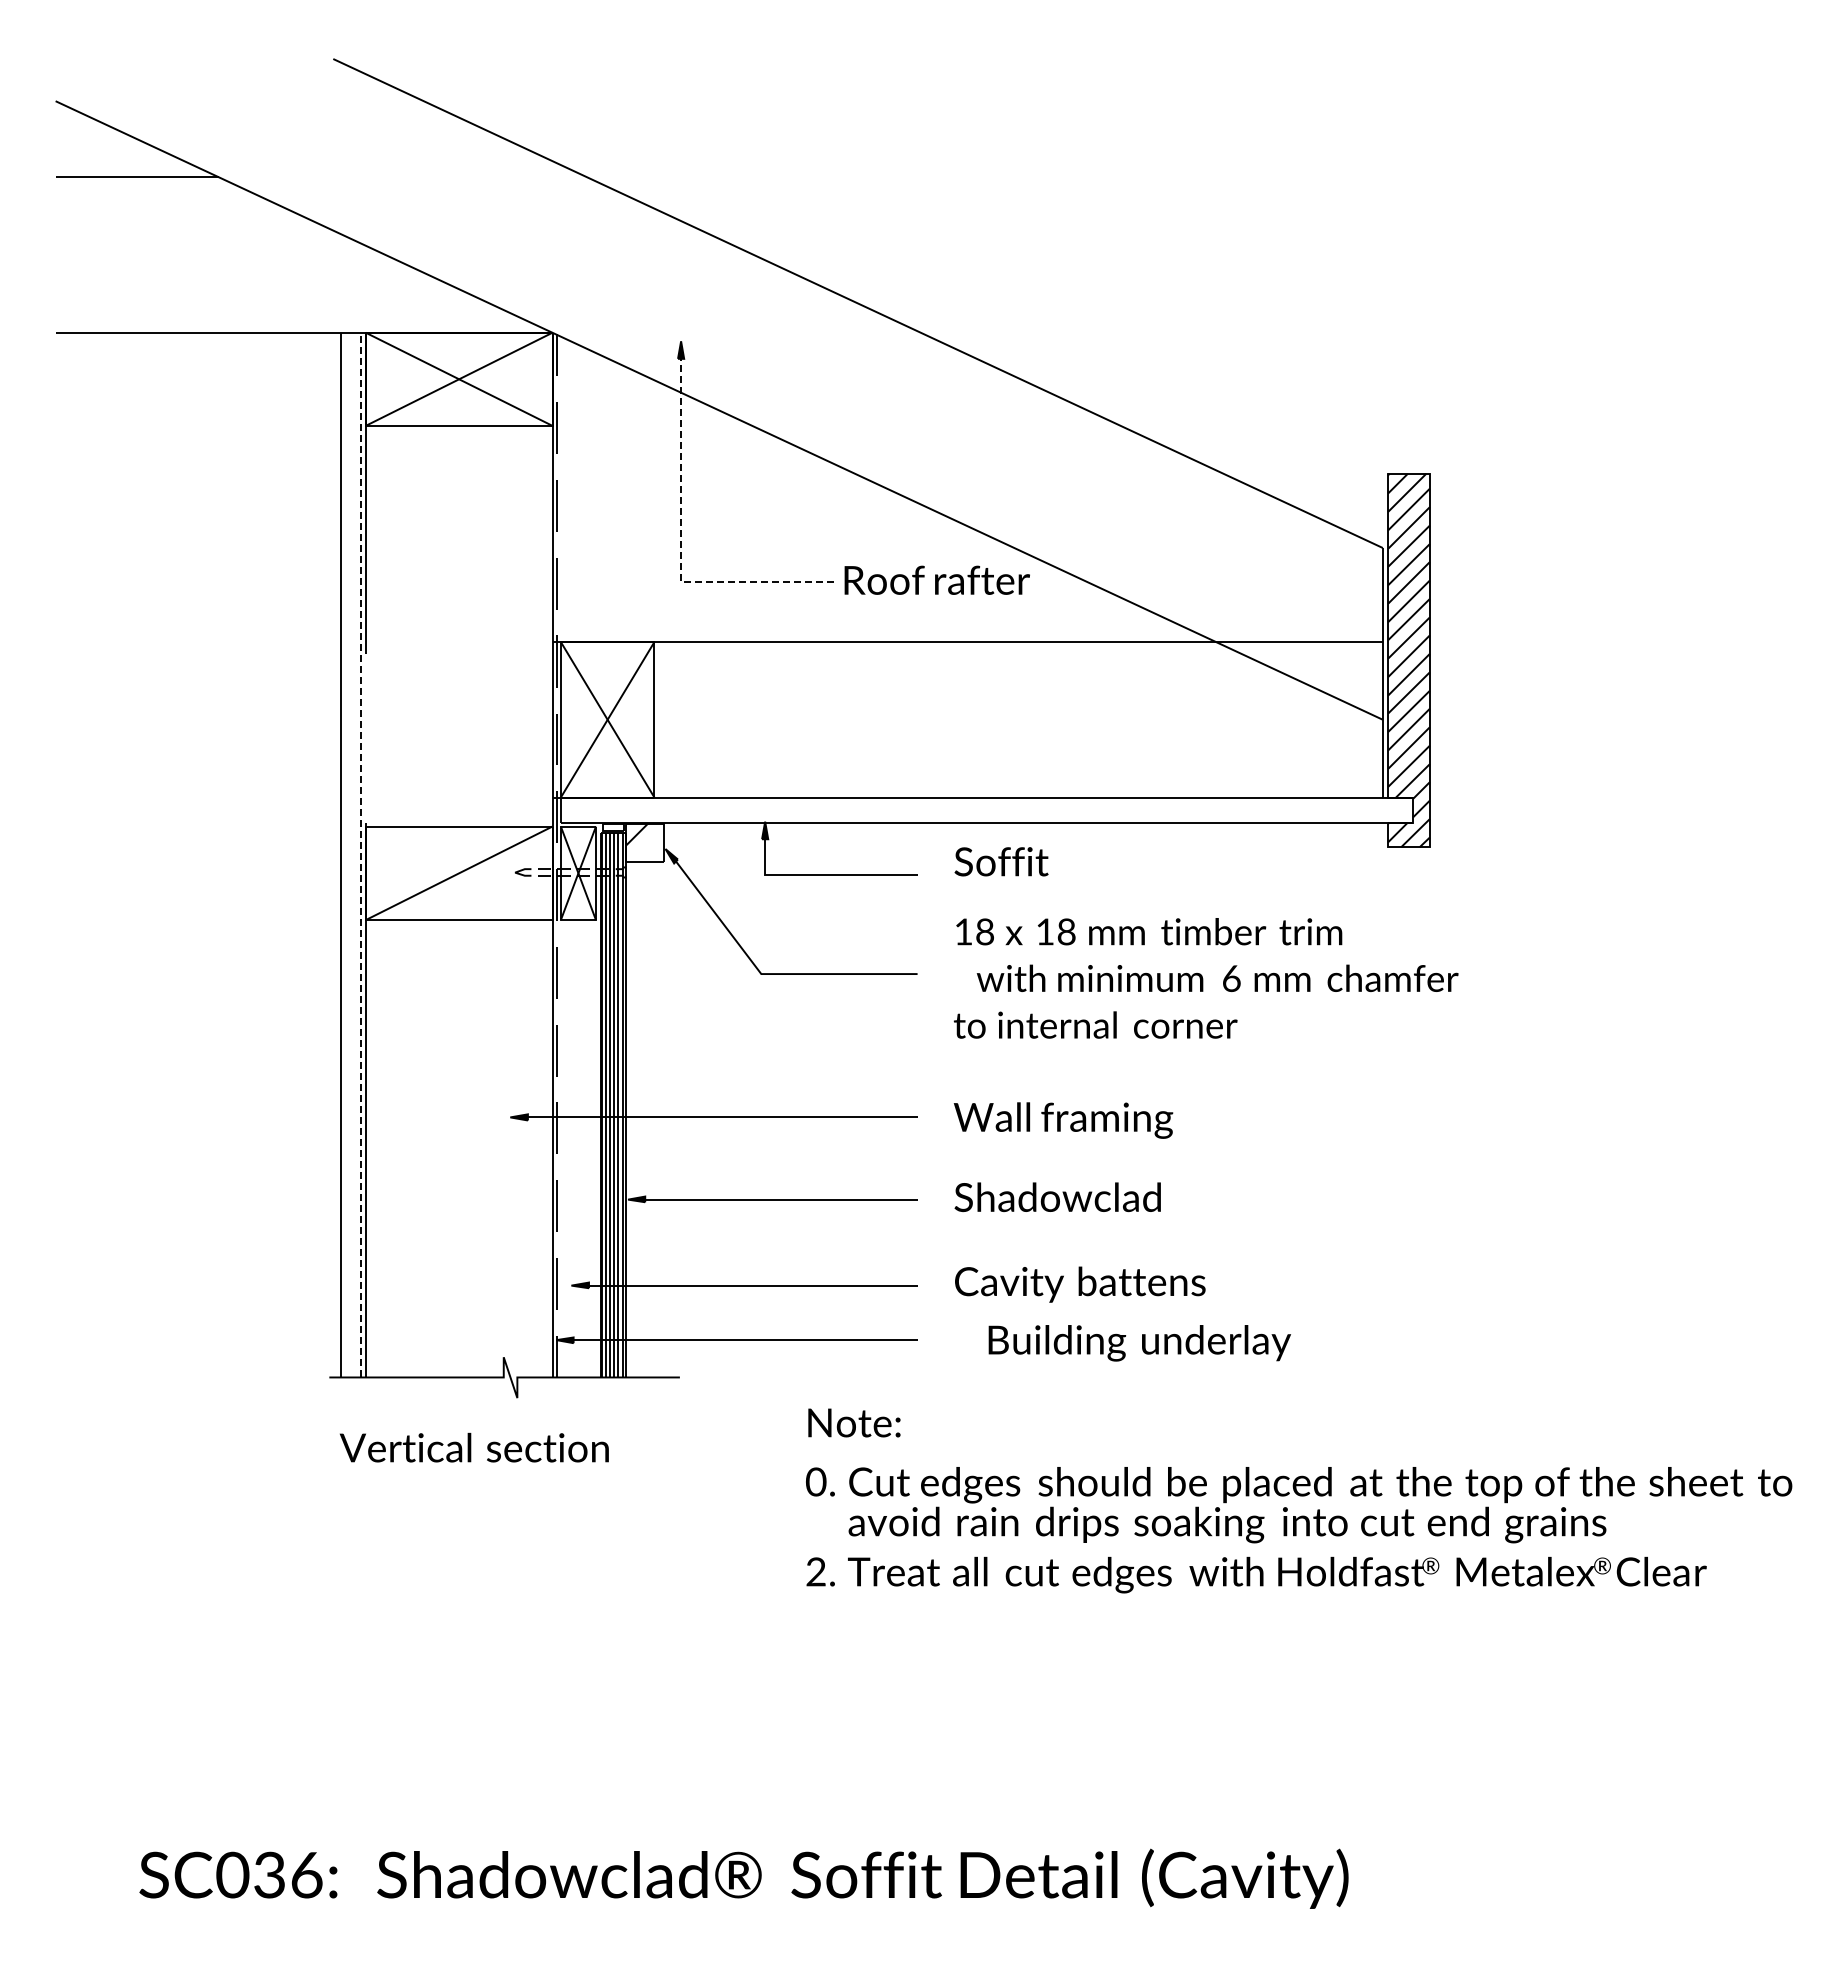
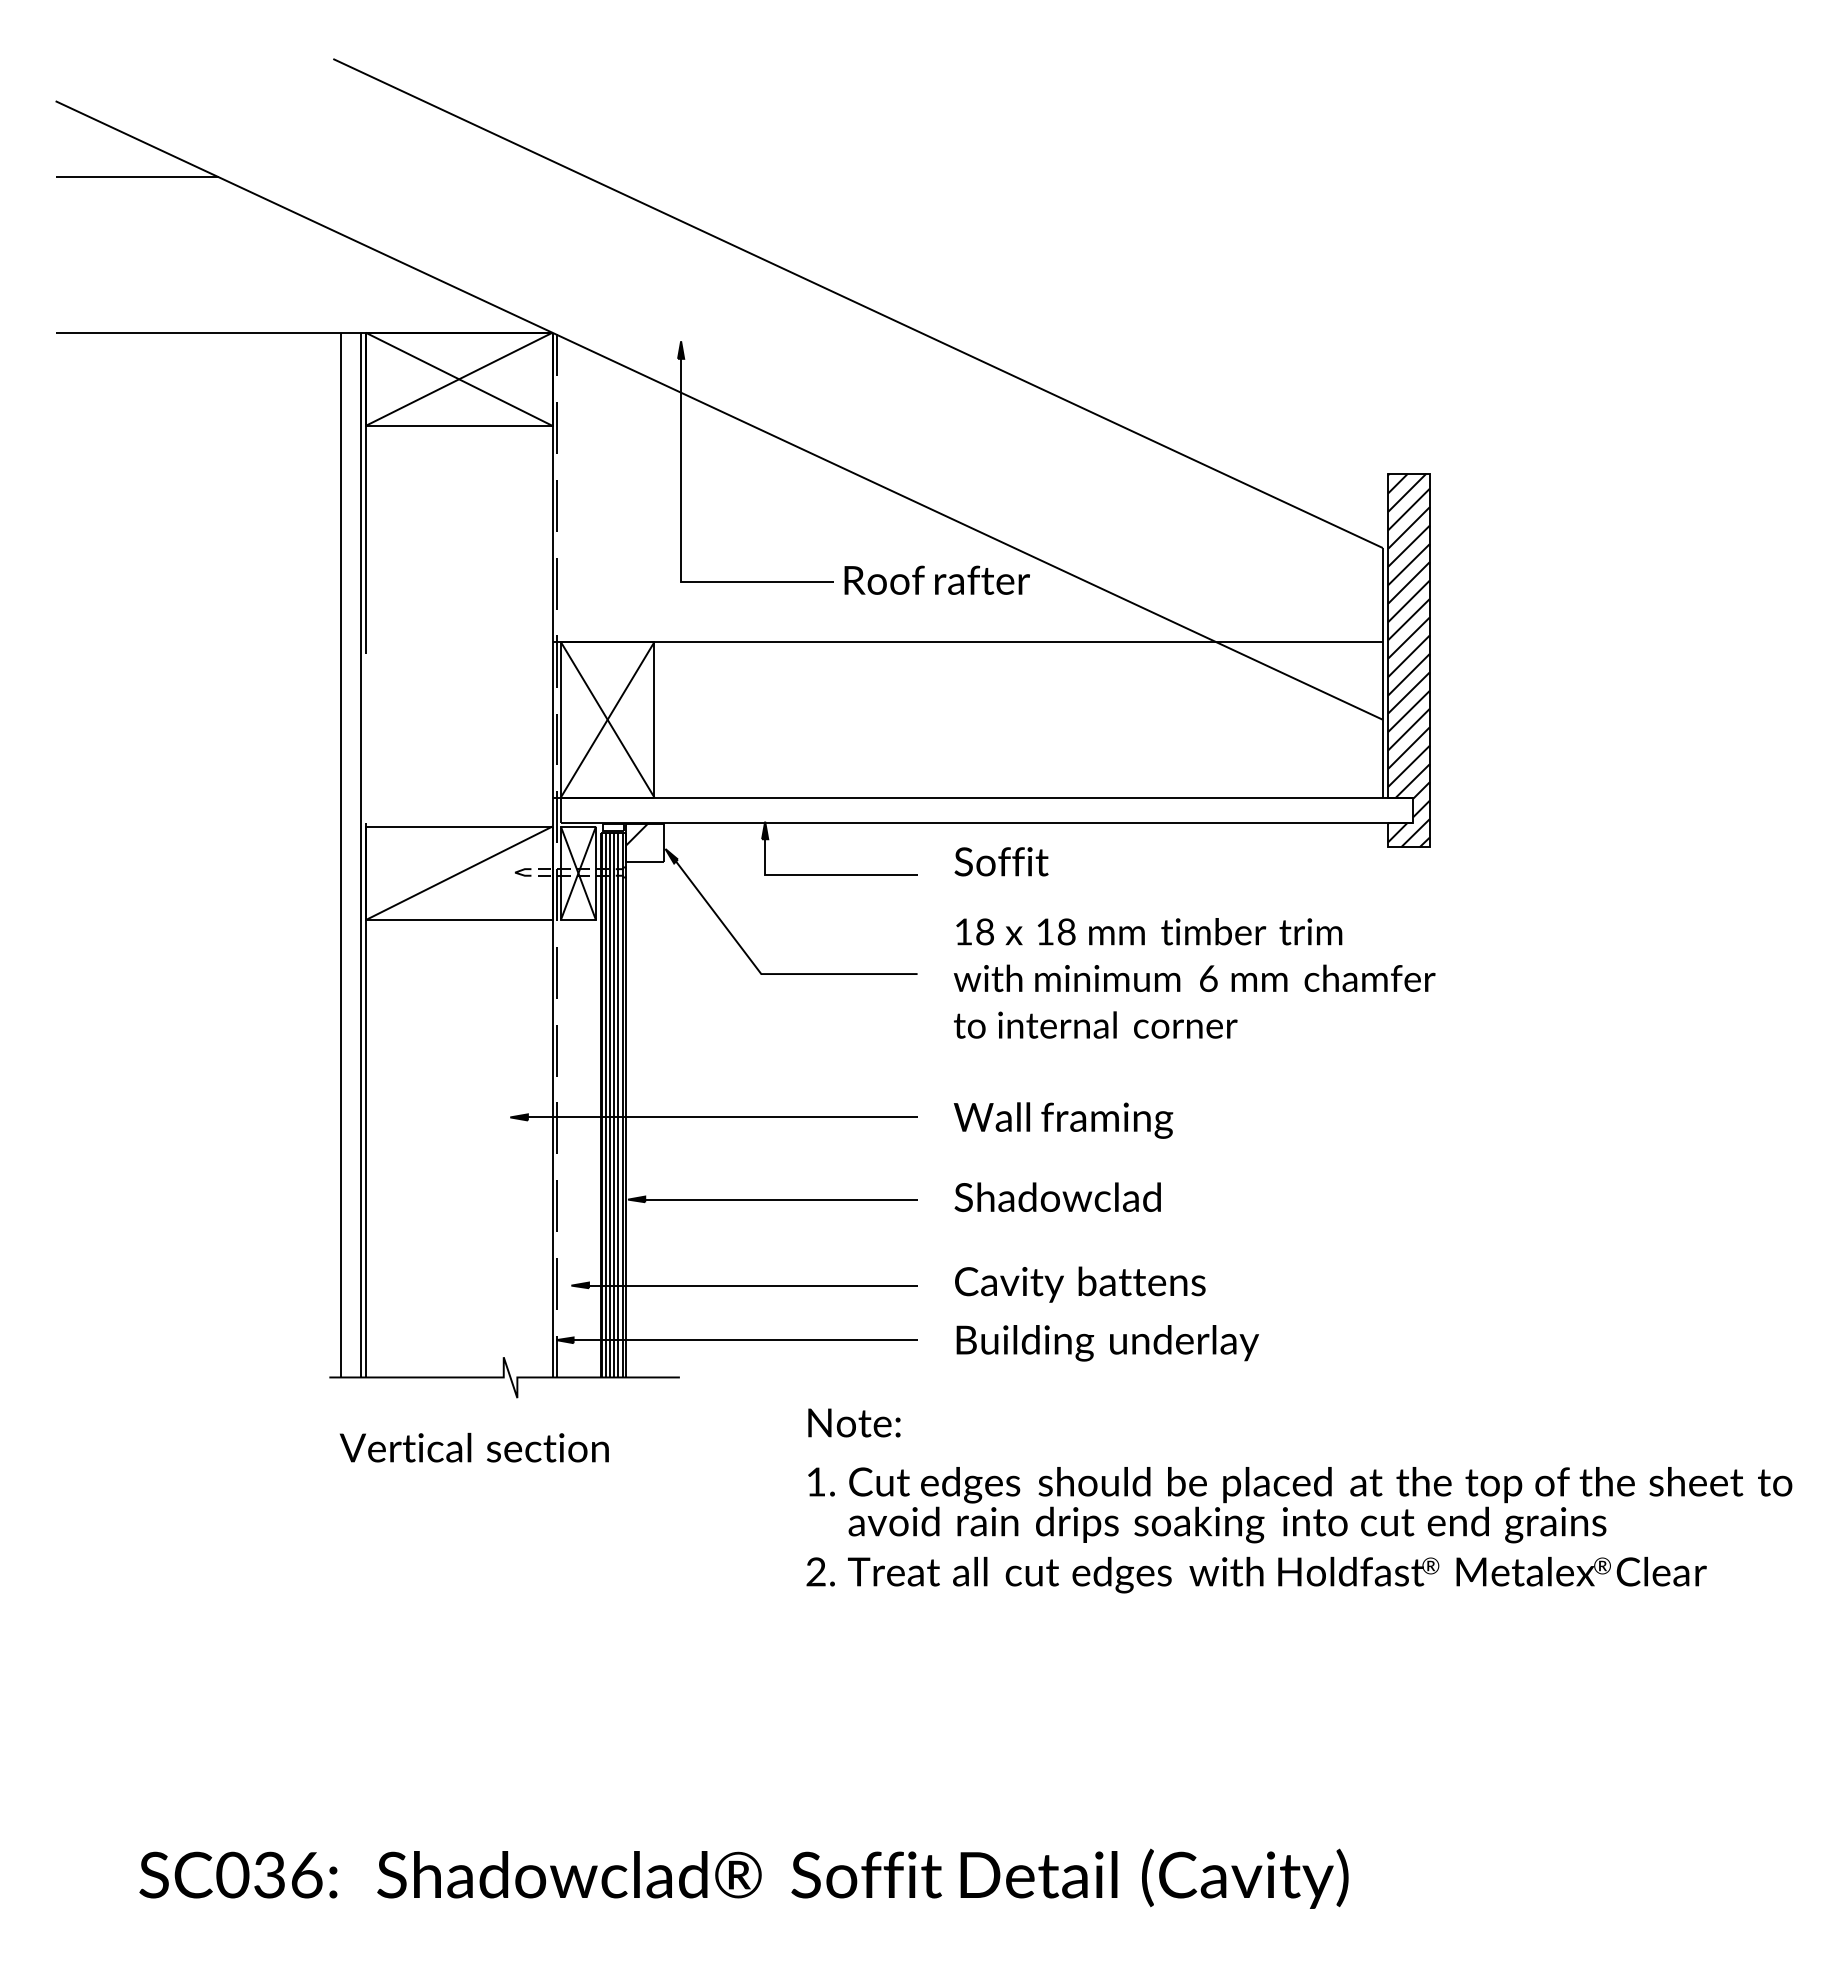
line: dashed -> solid (681, 547)
line: dashed -> solid (361, 854)
text position: (1217, 977) -> (1194, 977) (1194, 977)
text position: (1139, 1343) -> (1107, 1343) (1107, 1343)
text: 0. -> 1. (816, 1481)
